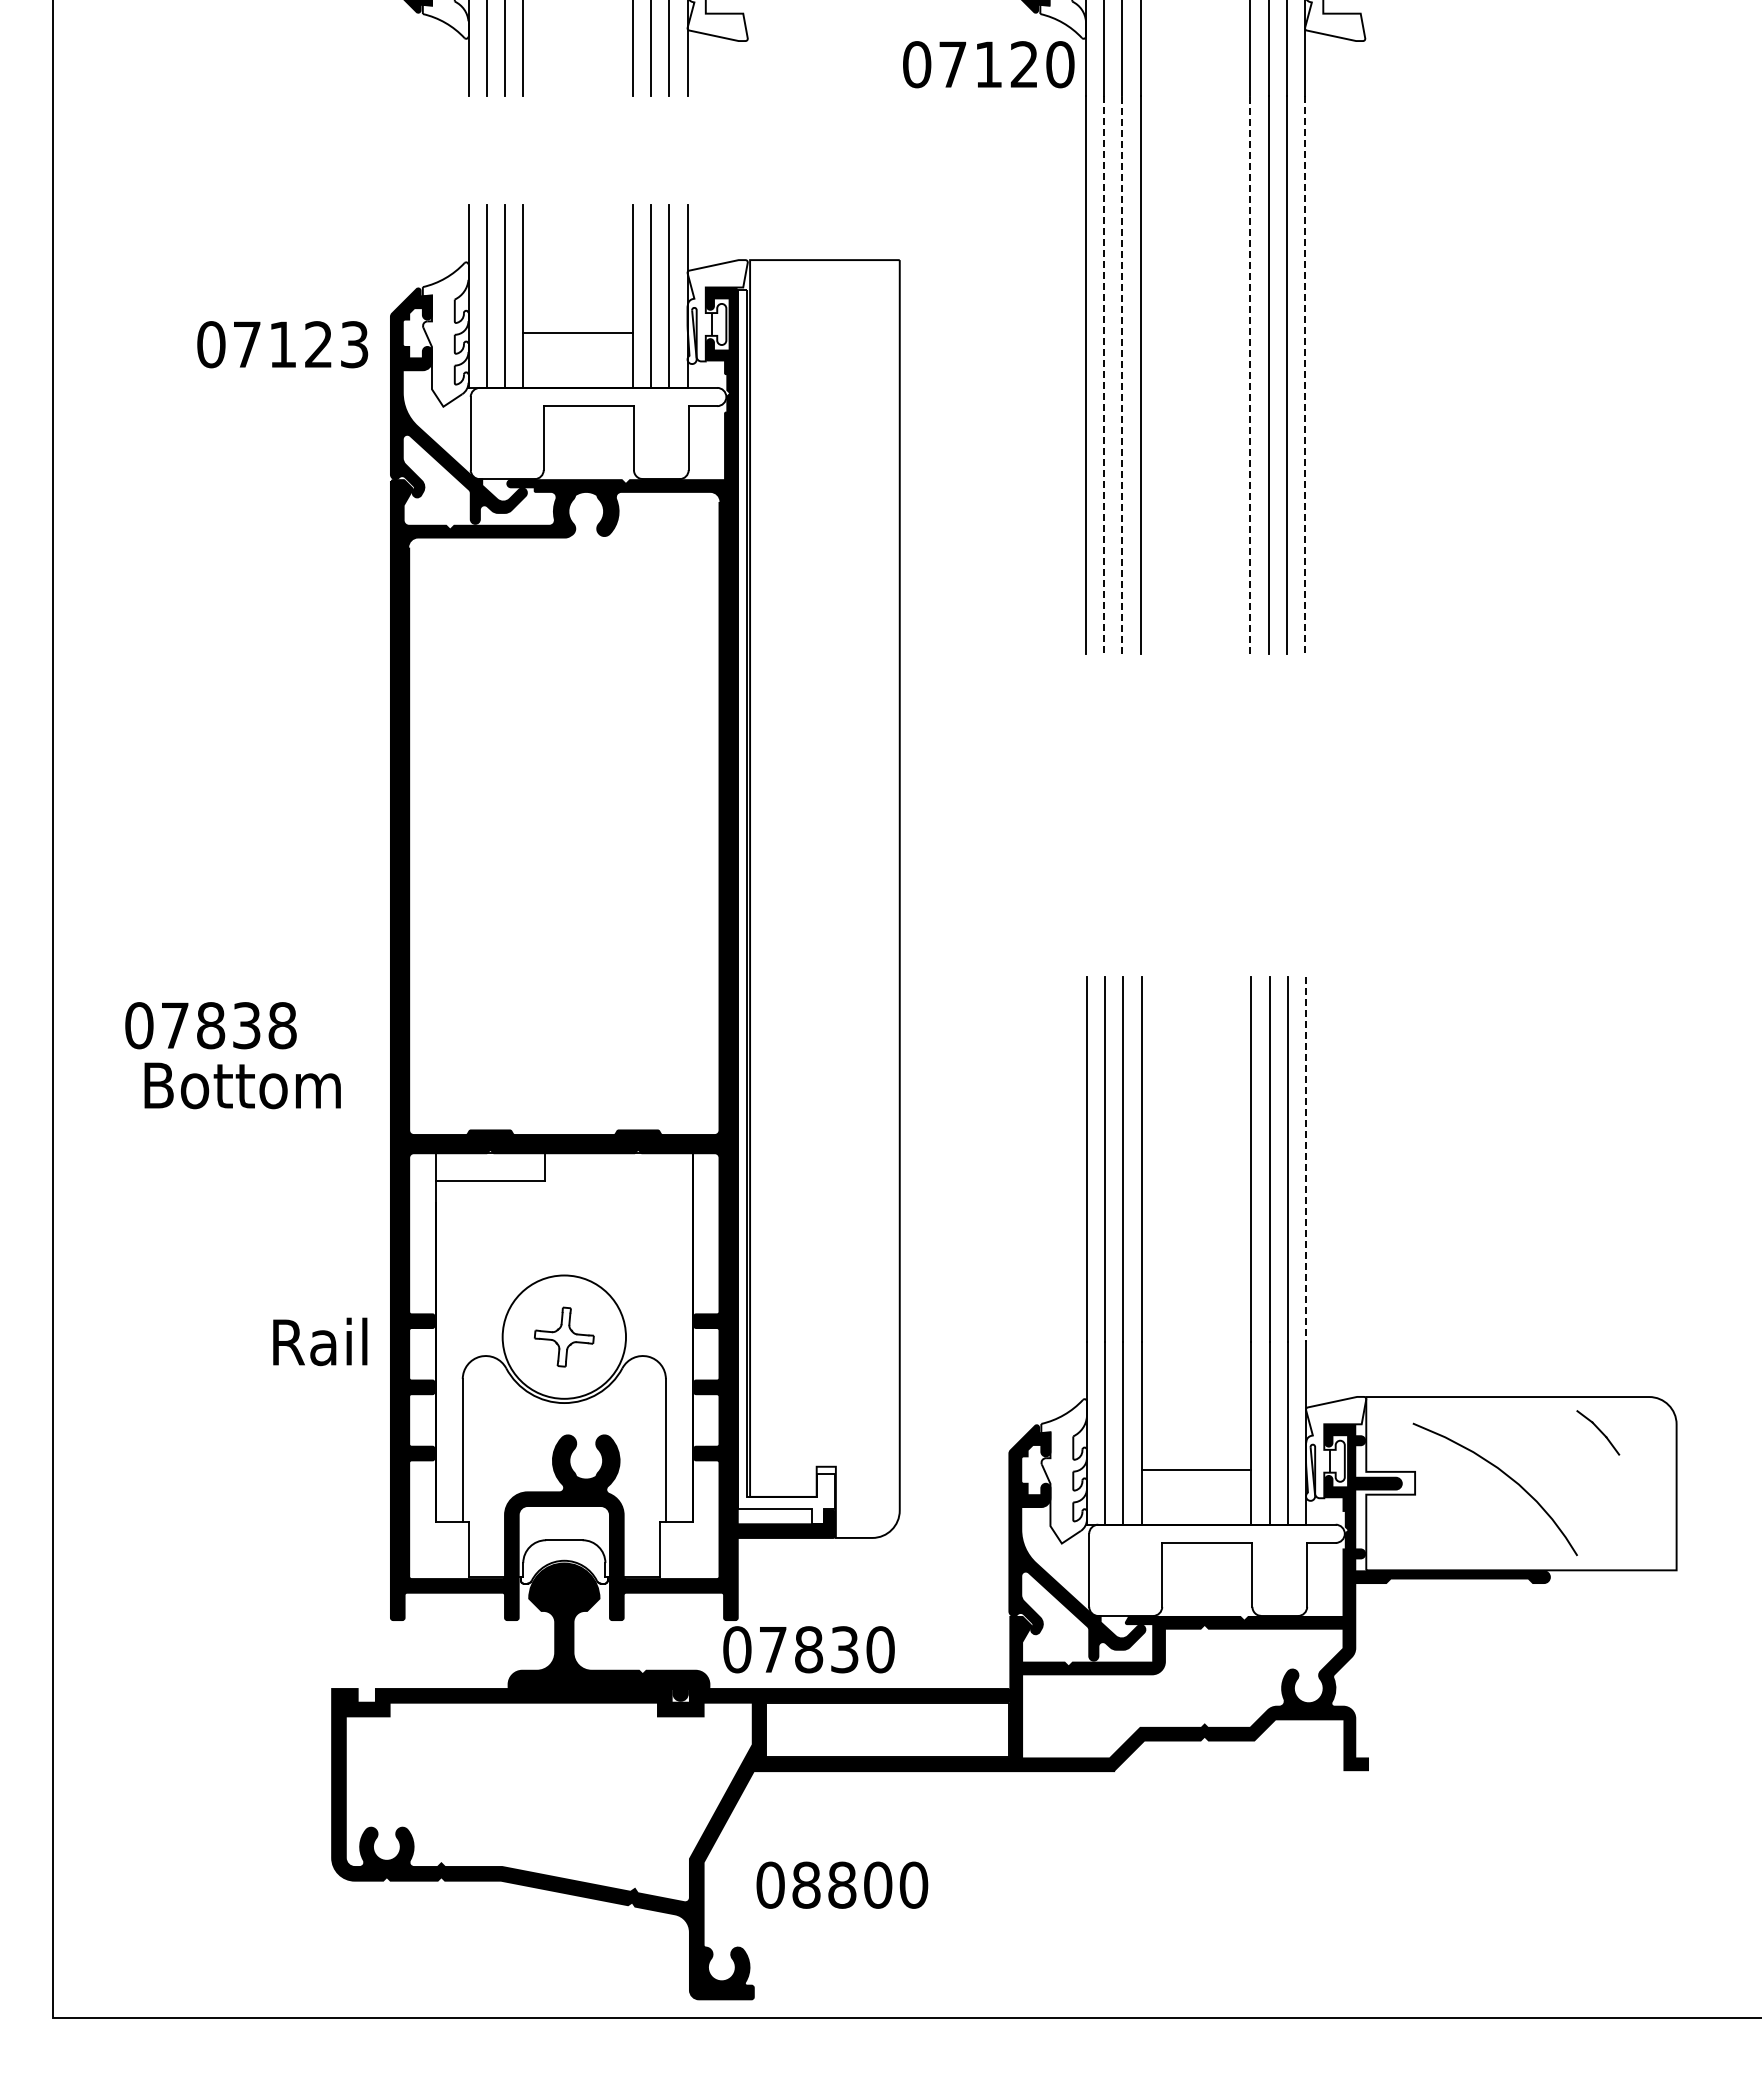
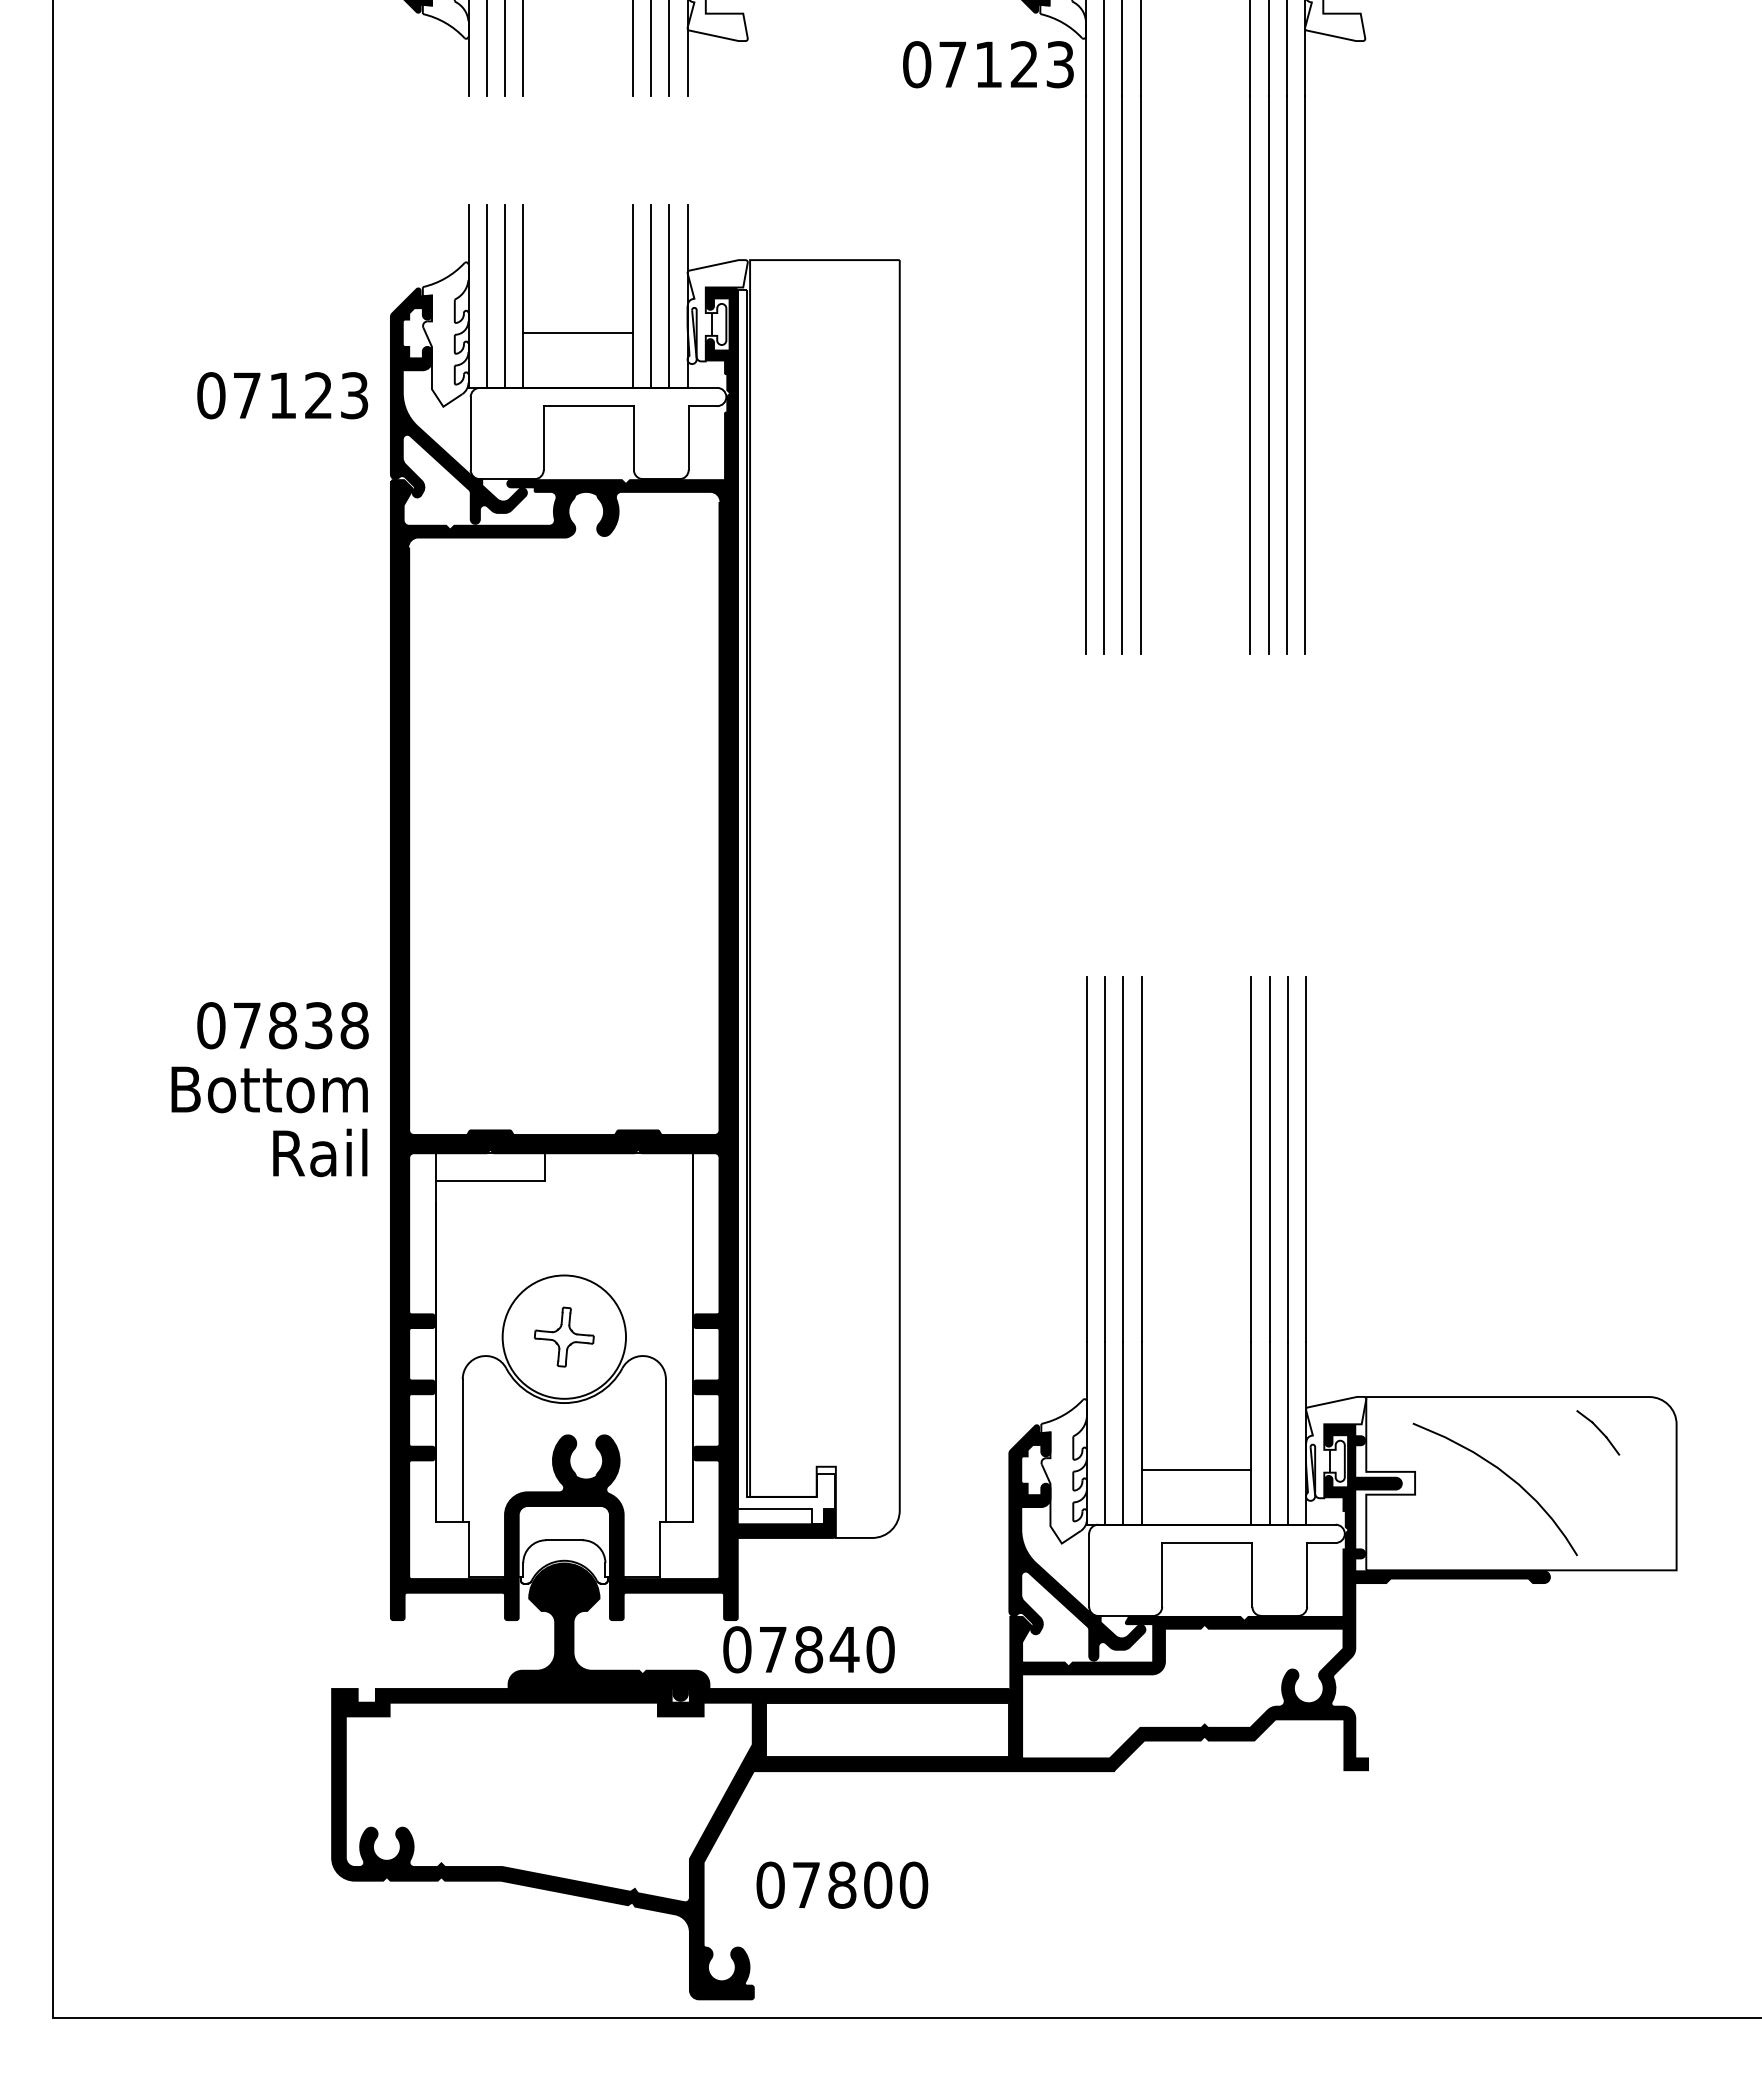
text: 07120 -> 07123 (1060, 64)
text position: (282, 344) -> (282, 395) (282, 395)
line: dashed -> solid (1122, 374)
line: dashed -> solid (1250, 374)
line: dashed -> solid (1104, 375)
line: dashed -> solid (1305, 375)
text position: (210, 1025) -> (282, 1025) (282, 1025)
text position: (242, 1085) -> (269, 1089) (269, 1089)
line: dashed -> solid (1306, 1159)
text position: (320, 1341) -> (320, 1152) (320, 1152)
text: 07830 -> 07840 (844, 1649)
text: 08800 -> 07800 (806, 1884)
